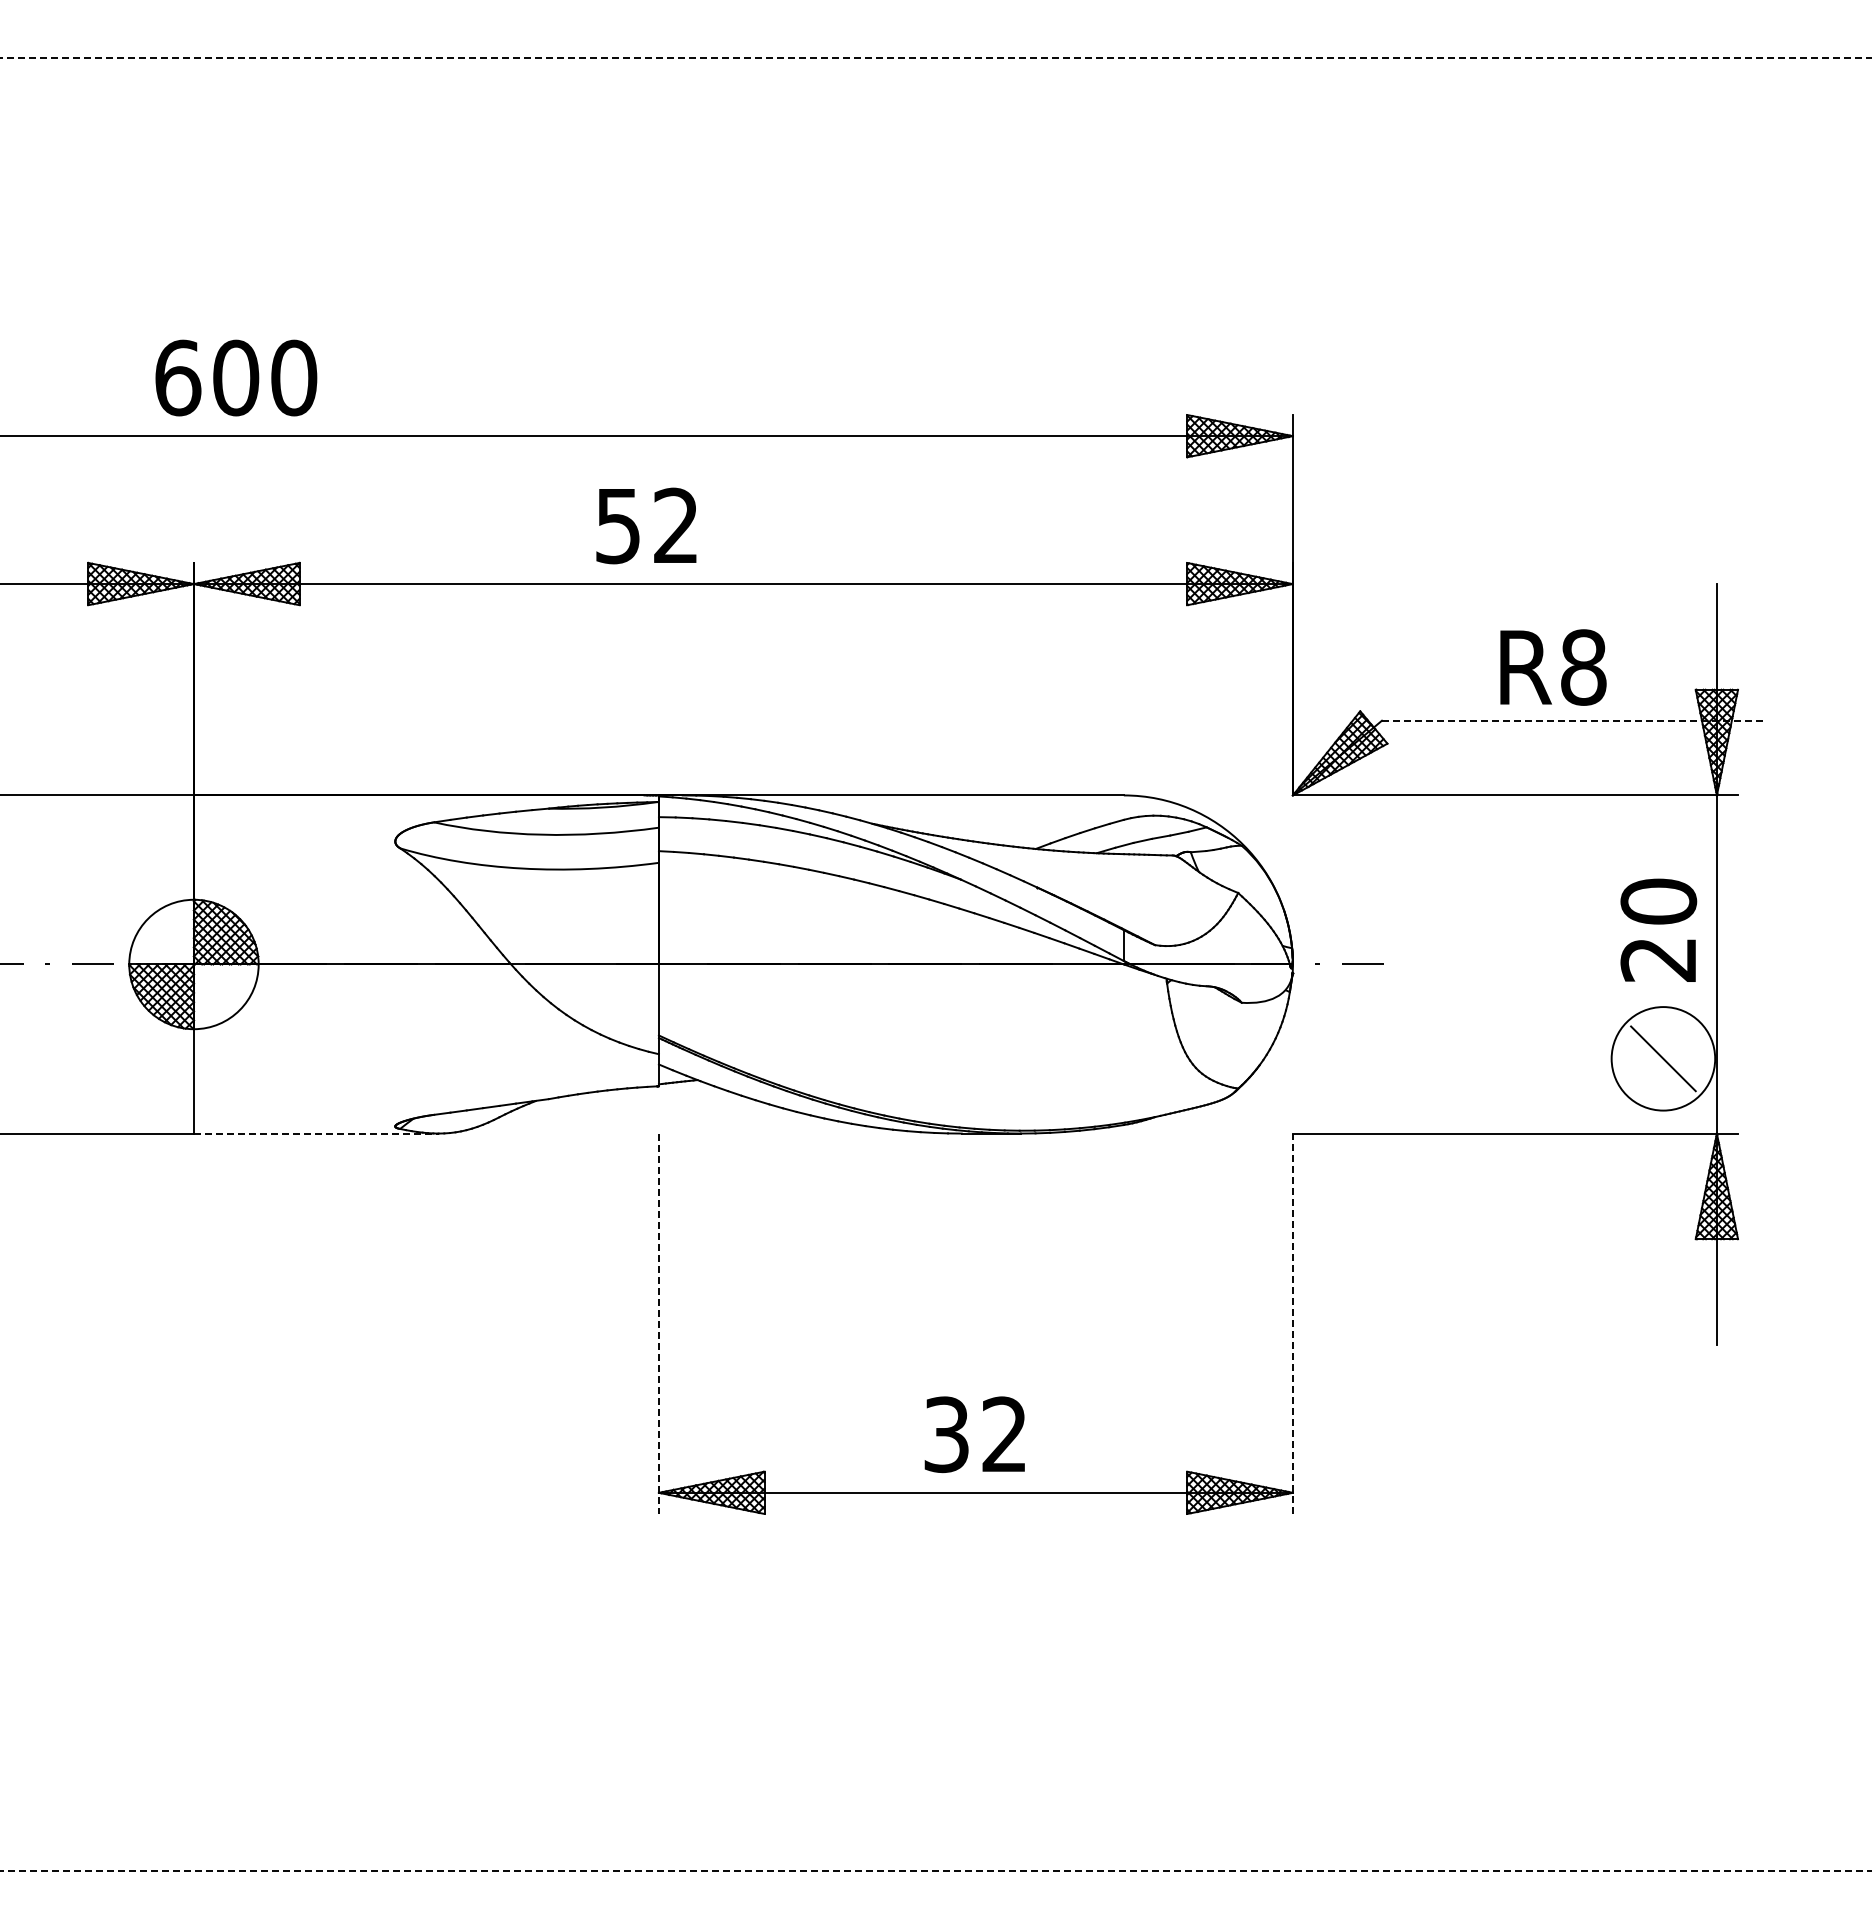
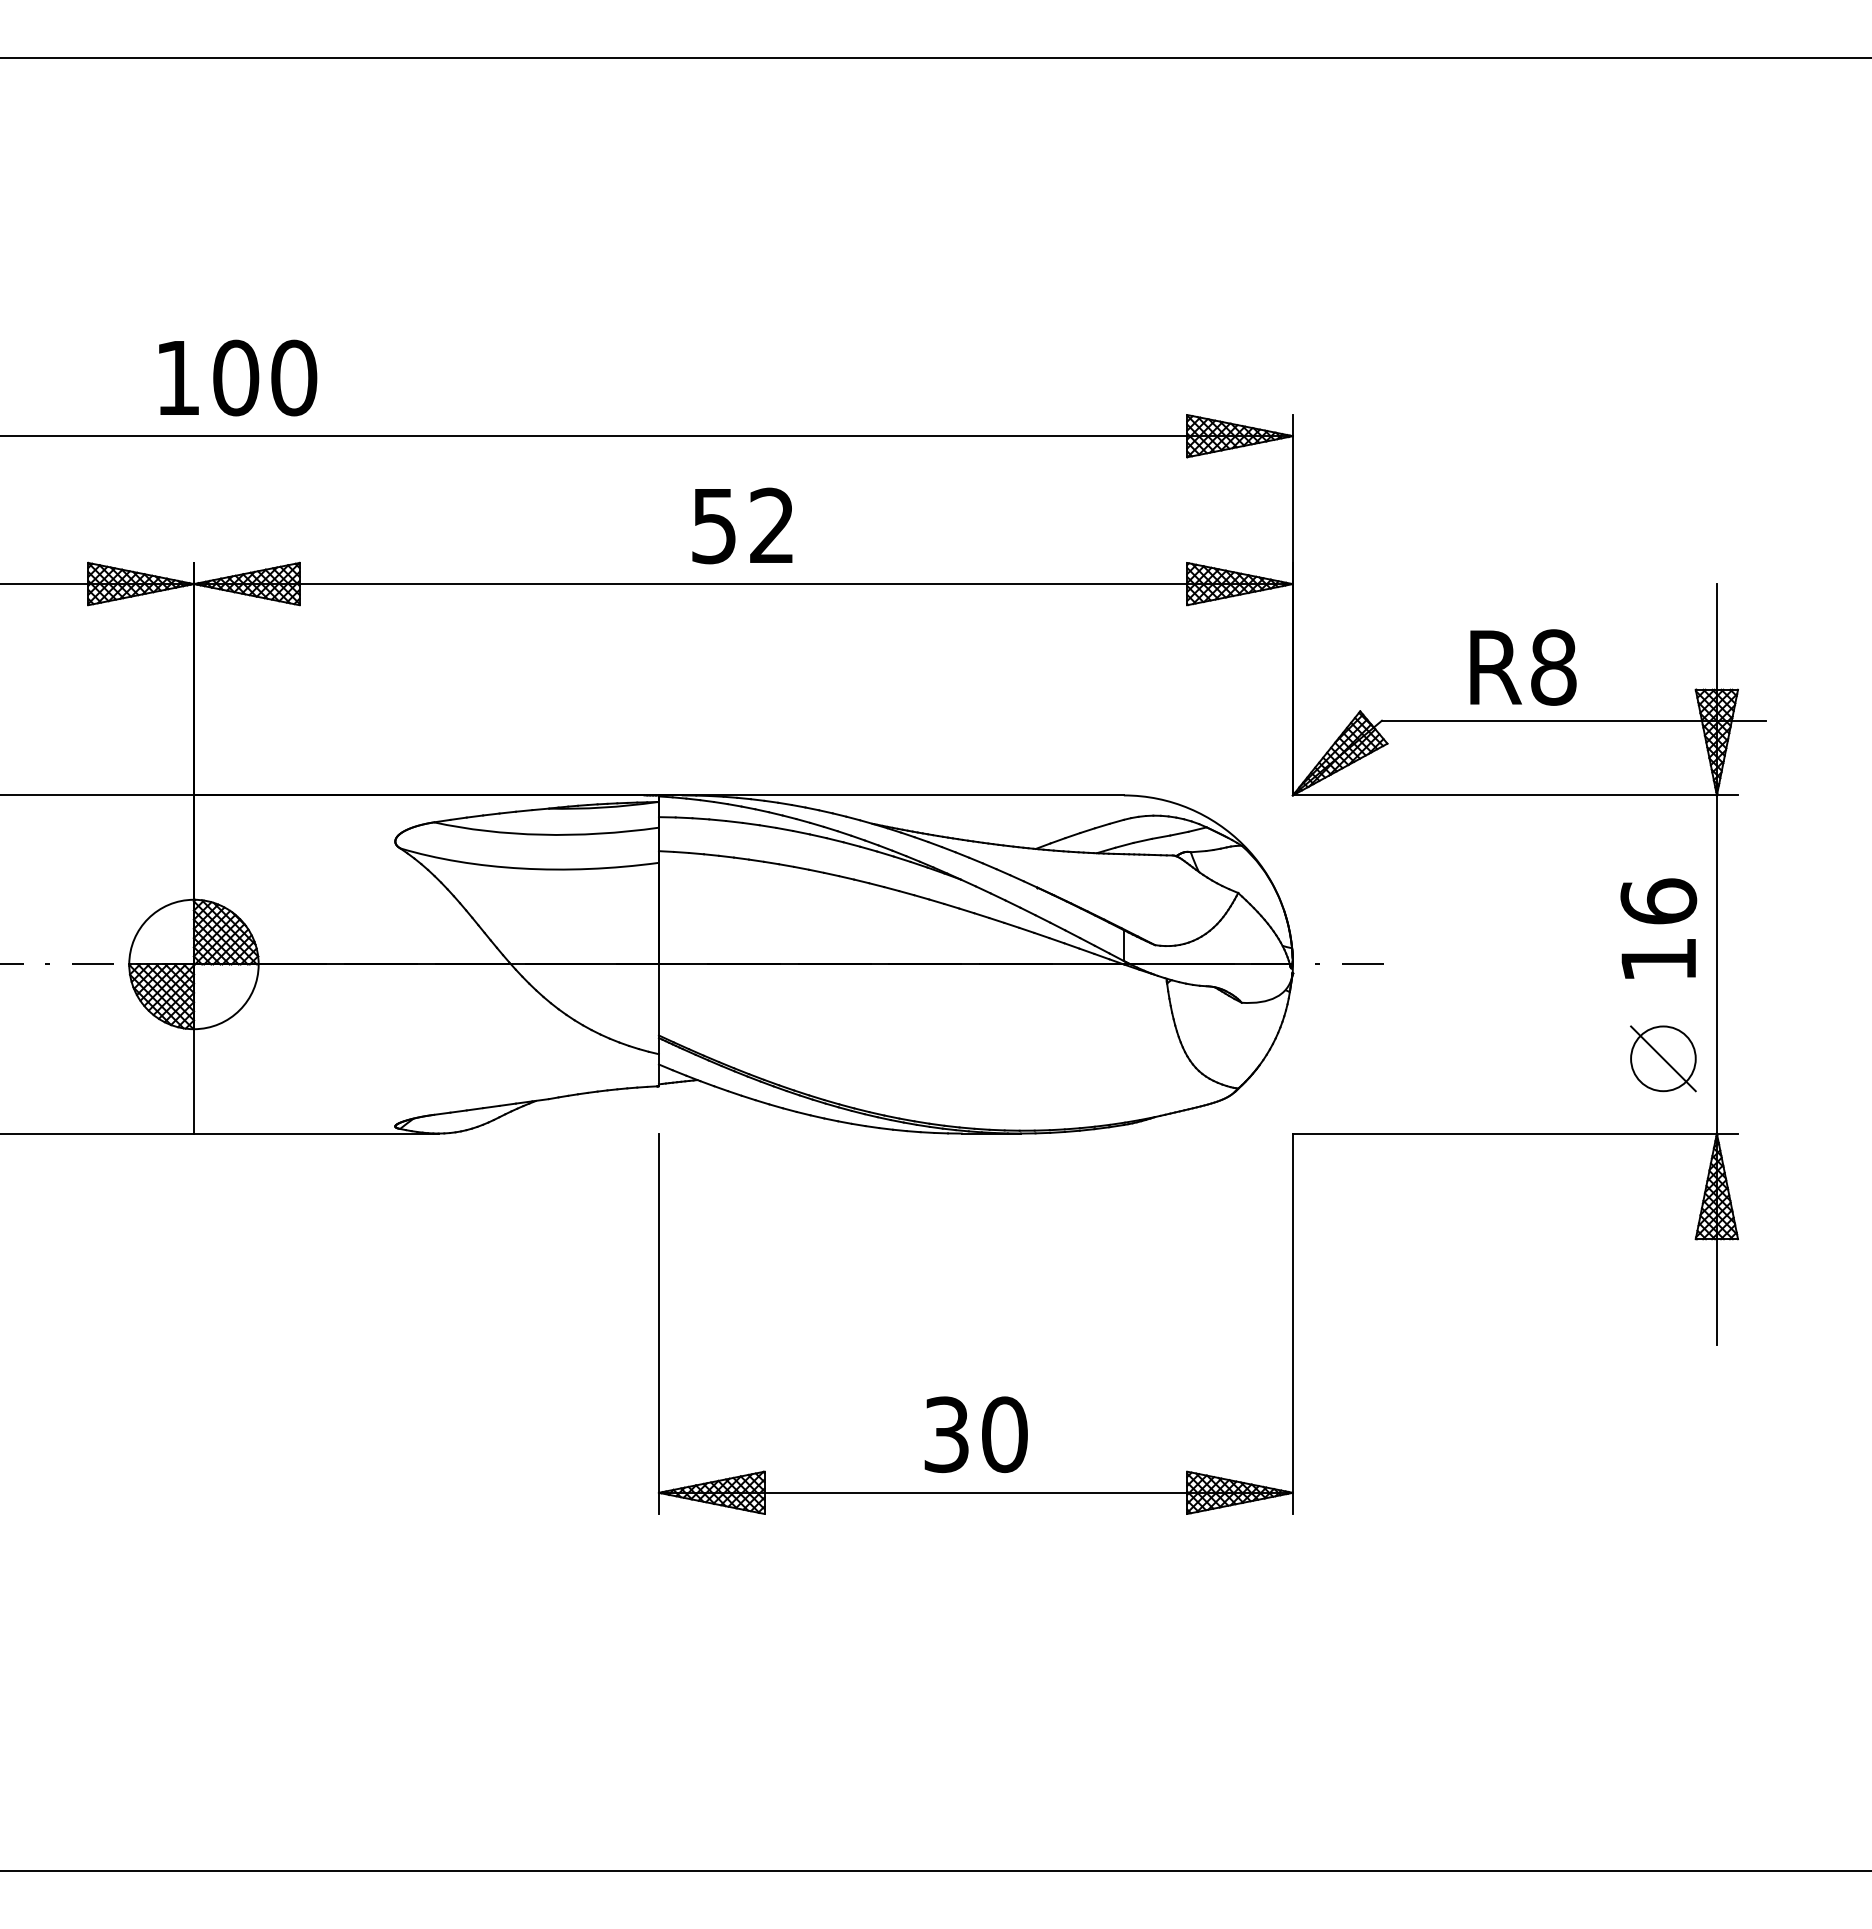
line: dashed -> solid (936, 57)
text: 600 -> 100 (178, 377)
text position: (646, 525) -> (742, 525) (742, 525)
text position: (1553, 667) -> (1523, 667) (1523, 667)
line: dashed -> solid (1574, 720)
text: 20 -> 16 (1658, 929)
circle diameter: 104 px -> 65 px (1663, 1058)
line: dashed -> solid (316, 1133)
line: dashed -> solid (1292, 1323)
line: dashed -> solid (658, 1324)
text: 32 -> 30 (1004, 1434)
line: dashed -> solid (936, 1871)
